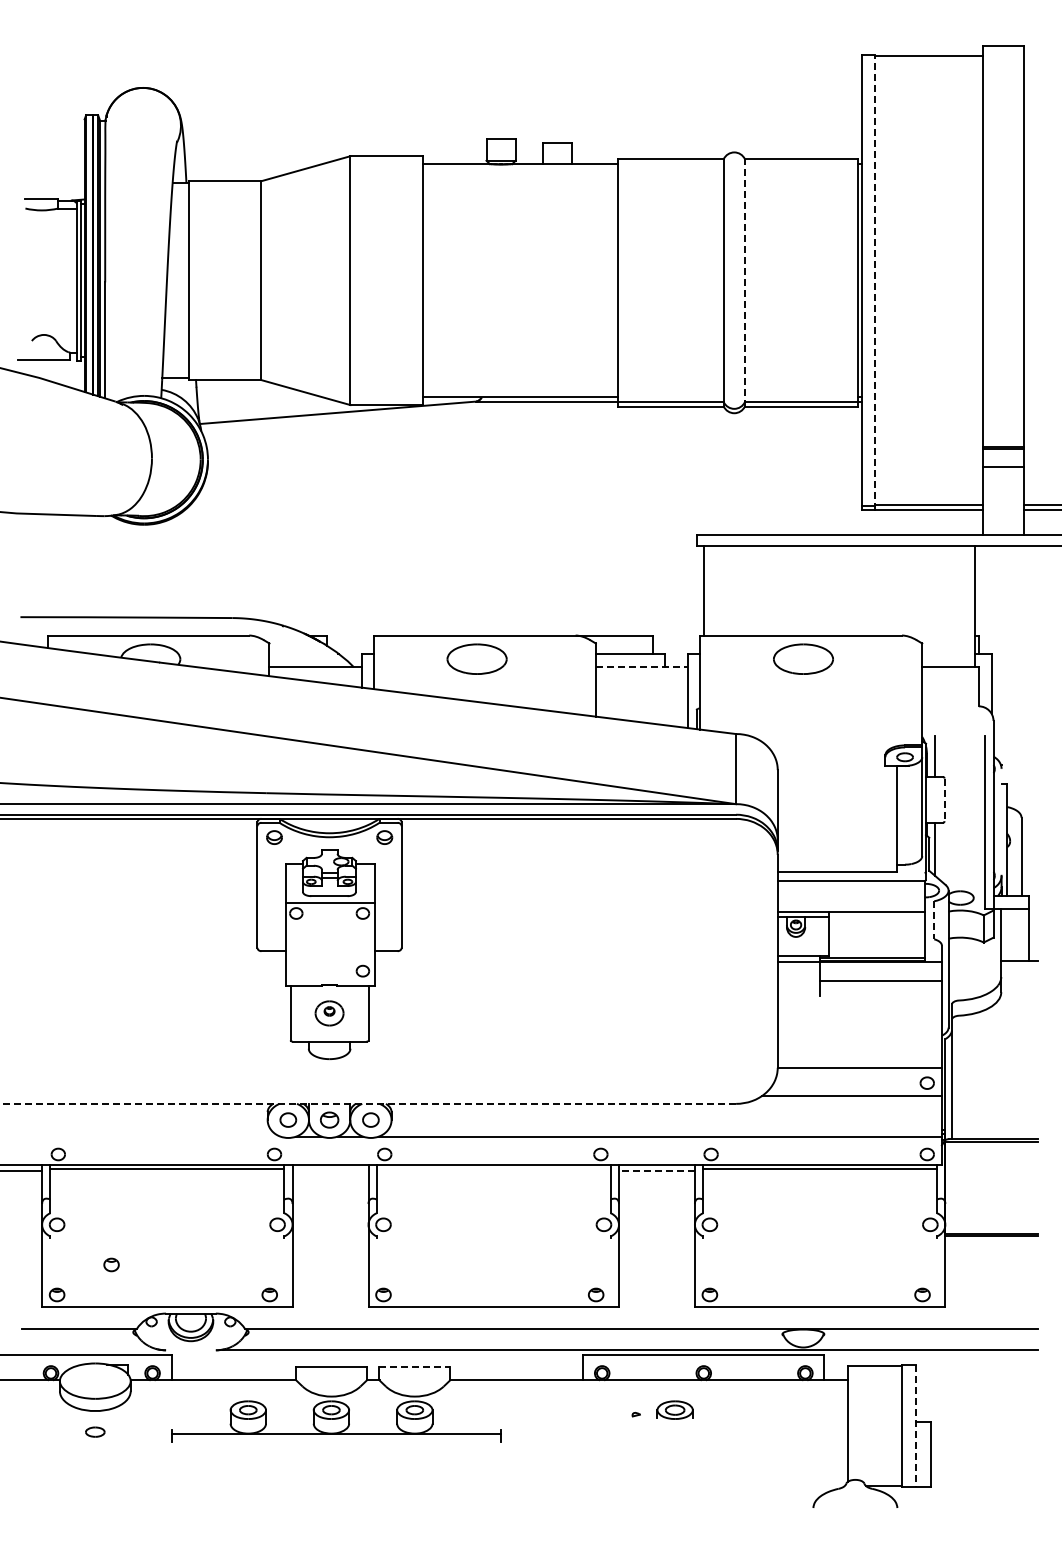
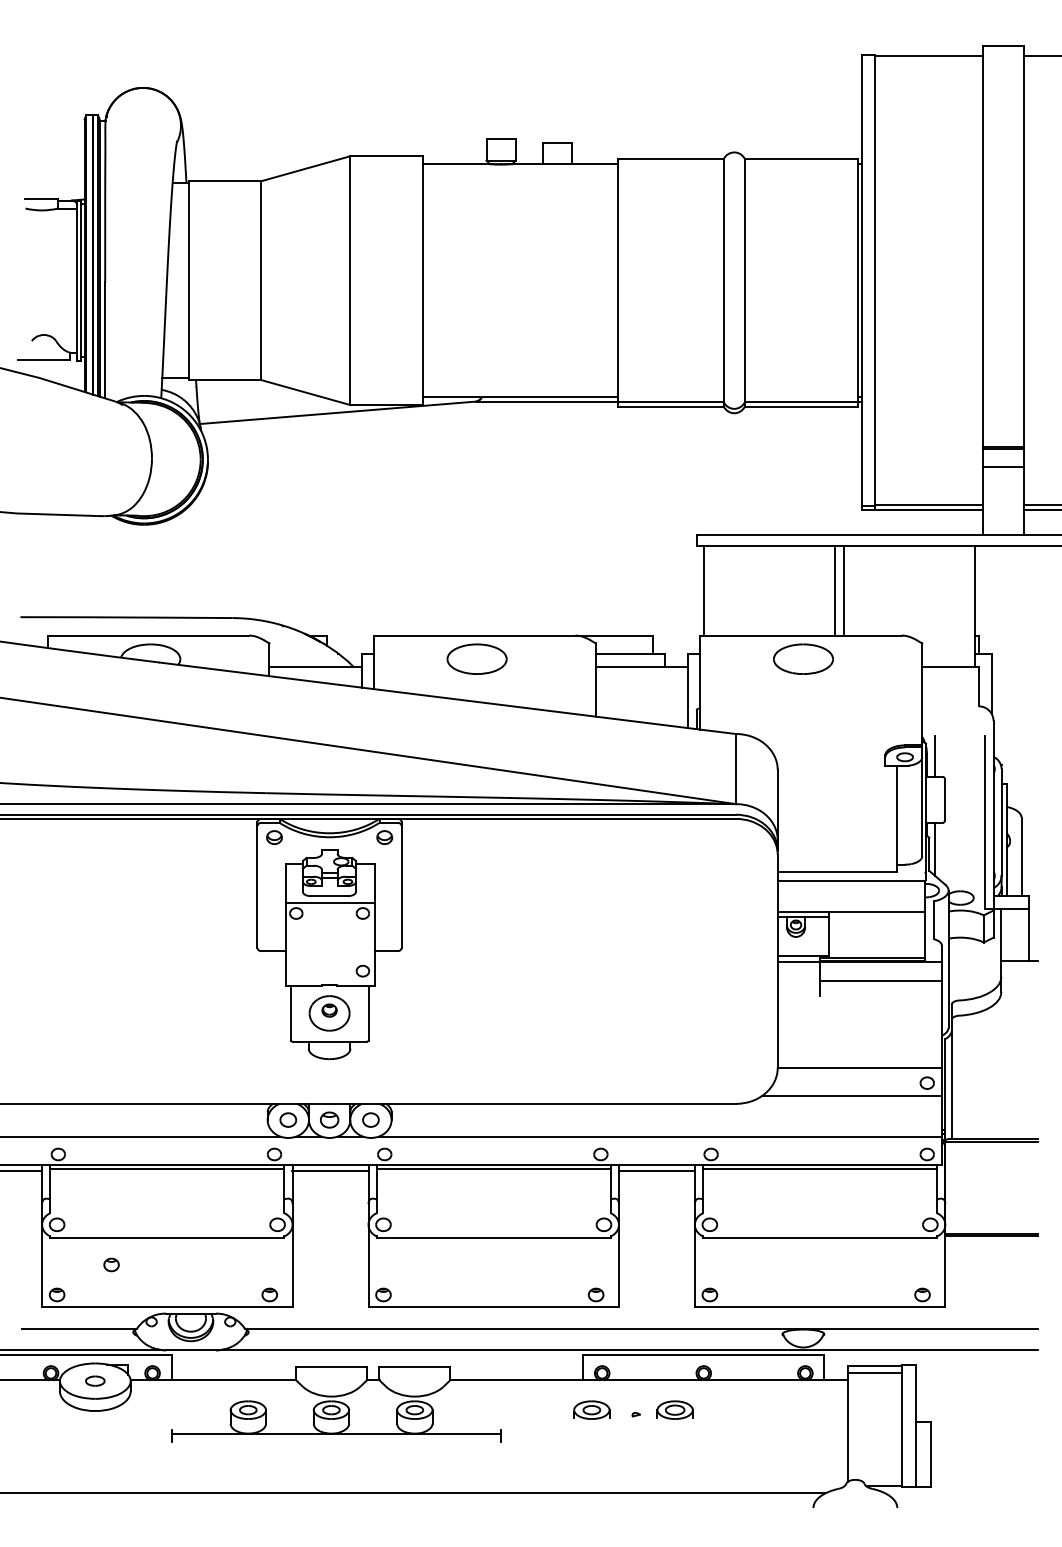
line: none -> present (1041, 55)
line: dashed -> solid (744, 282)
line: dashed -> solid (874, 282)
line: none -> present (835, 590)
line: none -> present (844, 590)
line: dashed -> solid (642, 667)
line: dashed -> solid (944, 800)
line: none -> present (1001, 822)
line: dashed -> solid (934, 920)
part size: 31x27 px -> 43x37 px (329, 1013)
line: dashed -> solid (368, 1103)
line: none -> present (141, 1136)
line: none -> present (493, 1168)
line: none -> present (330, 1170)
line: dashed -> solid (656, 1170)
line: none -> present (167, 1237)
line: none -> present (493, 1237)
line: none -> present (820, 1237)
line: none -> present (80, 1349)
line: none -> present (190, 1350)
line: dashed -> solid (415, 1366)
line: none -> present (874, 1373)
part: none -> present (591, 1409)
line: dashed -> solid (916, 1426)
part position: (95, 1431) -> (95, 1380) (95, 1380)
line: none -> present (414, 1493)
